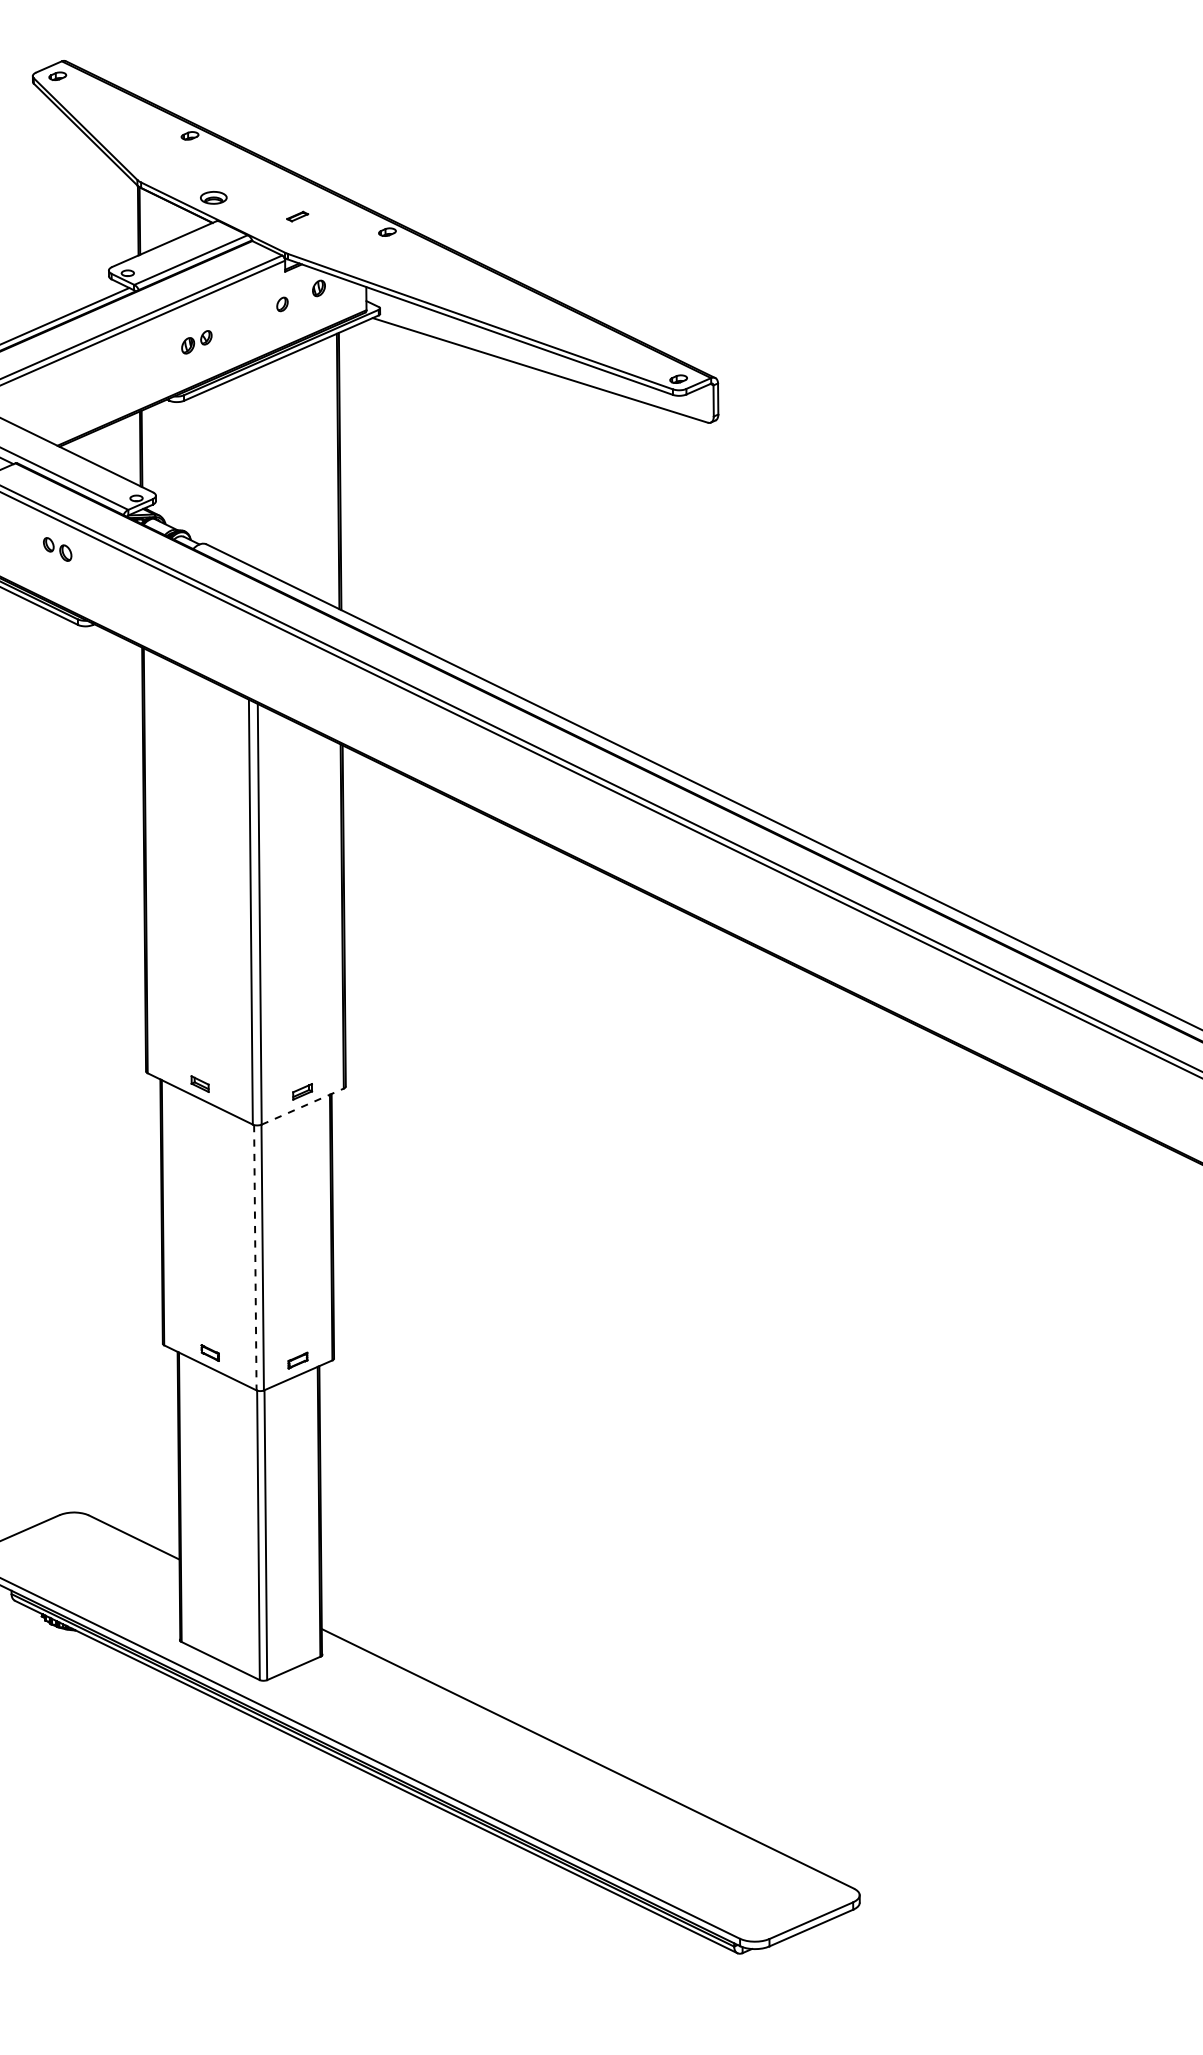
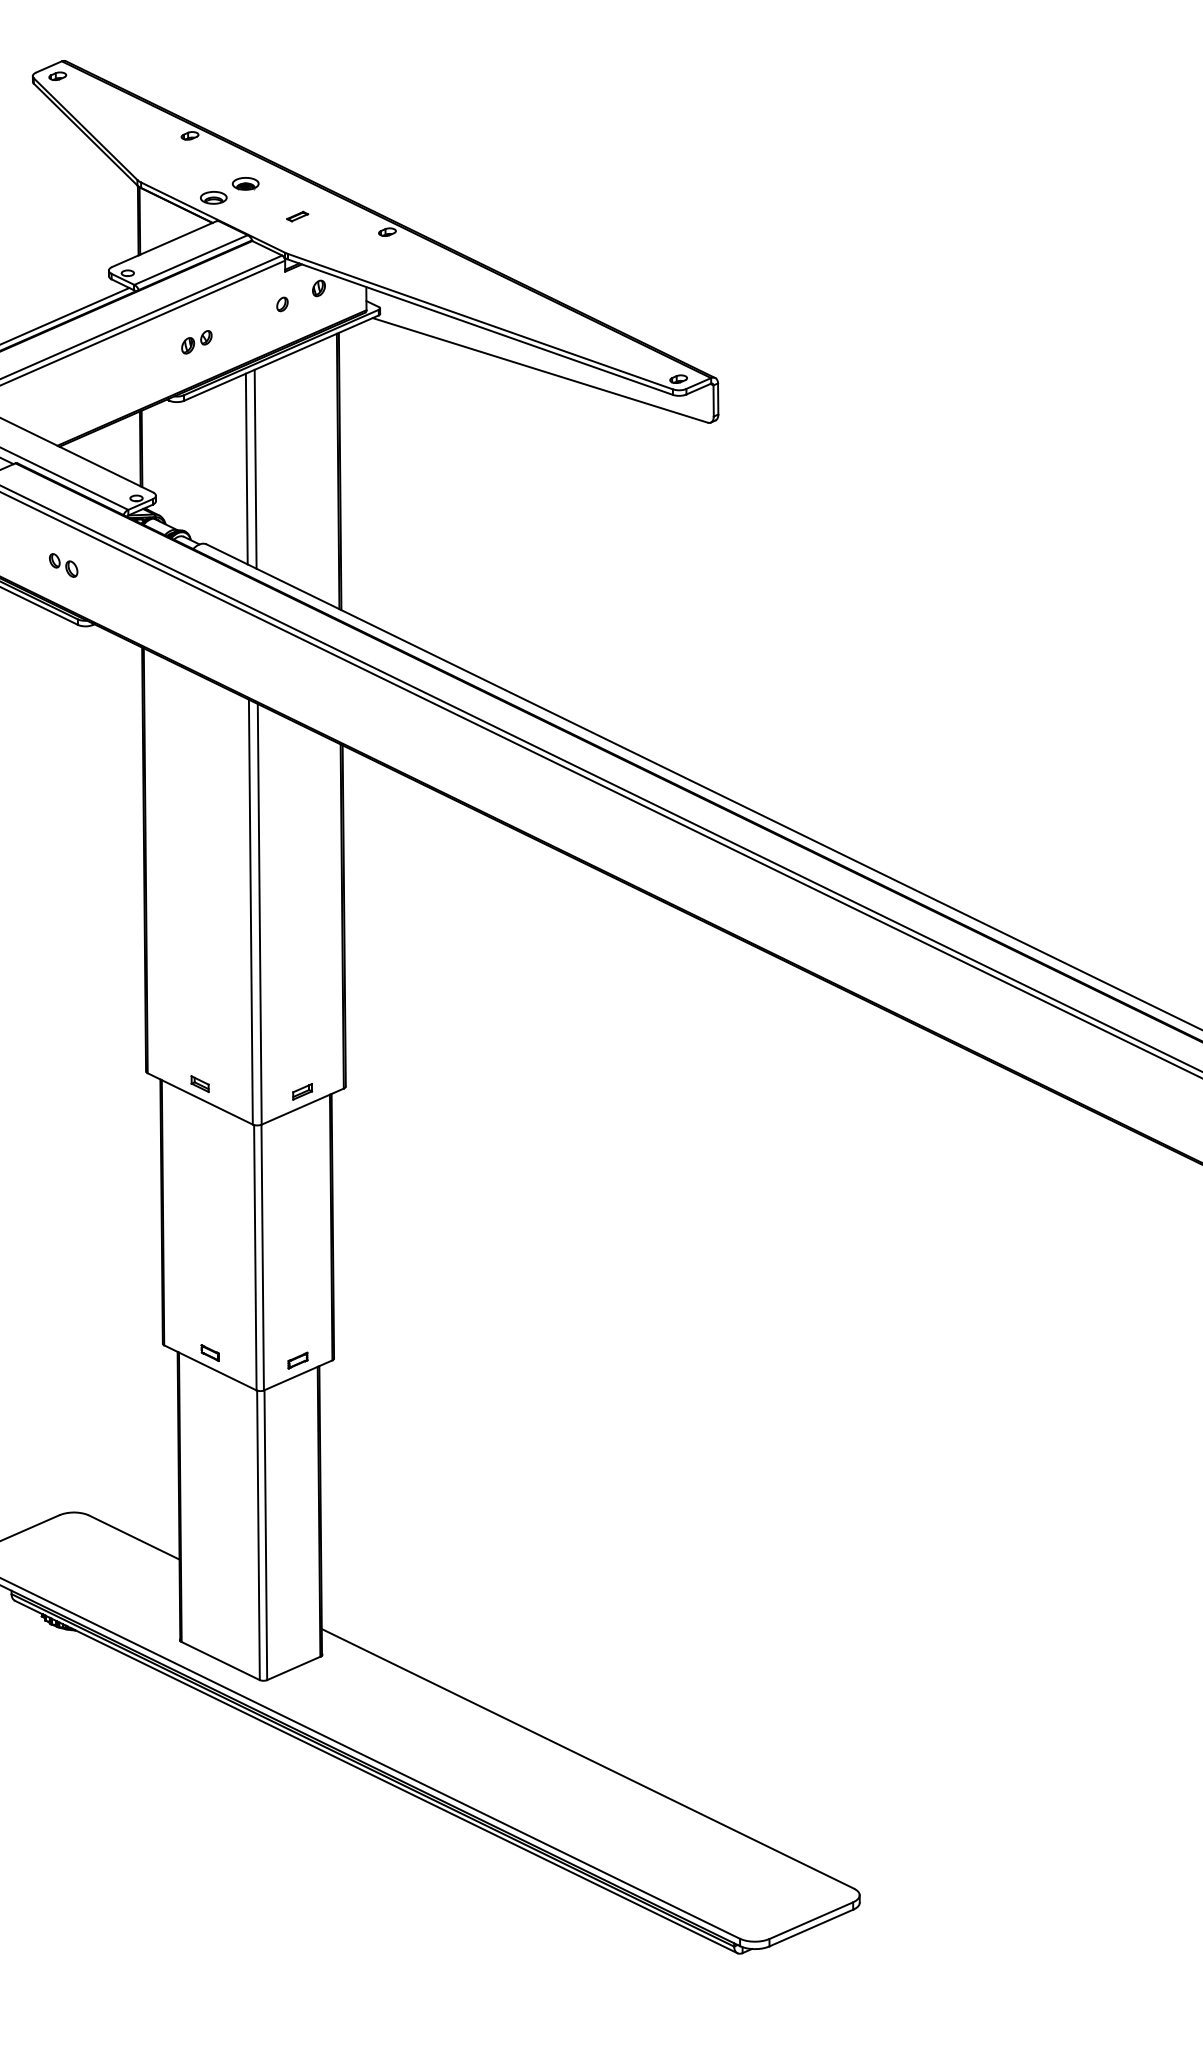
part: none -> present (245, 183)
line: none -> present (246, 468)
line: none -> present (255, 468)
part position: (57, 549) -> (63, 565) (63, 565)
line: dashed -> solid (302, 1106)
line: dashed -> solid (255, 1257)
